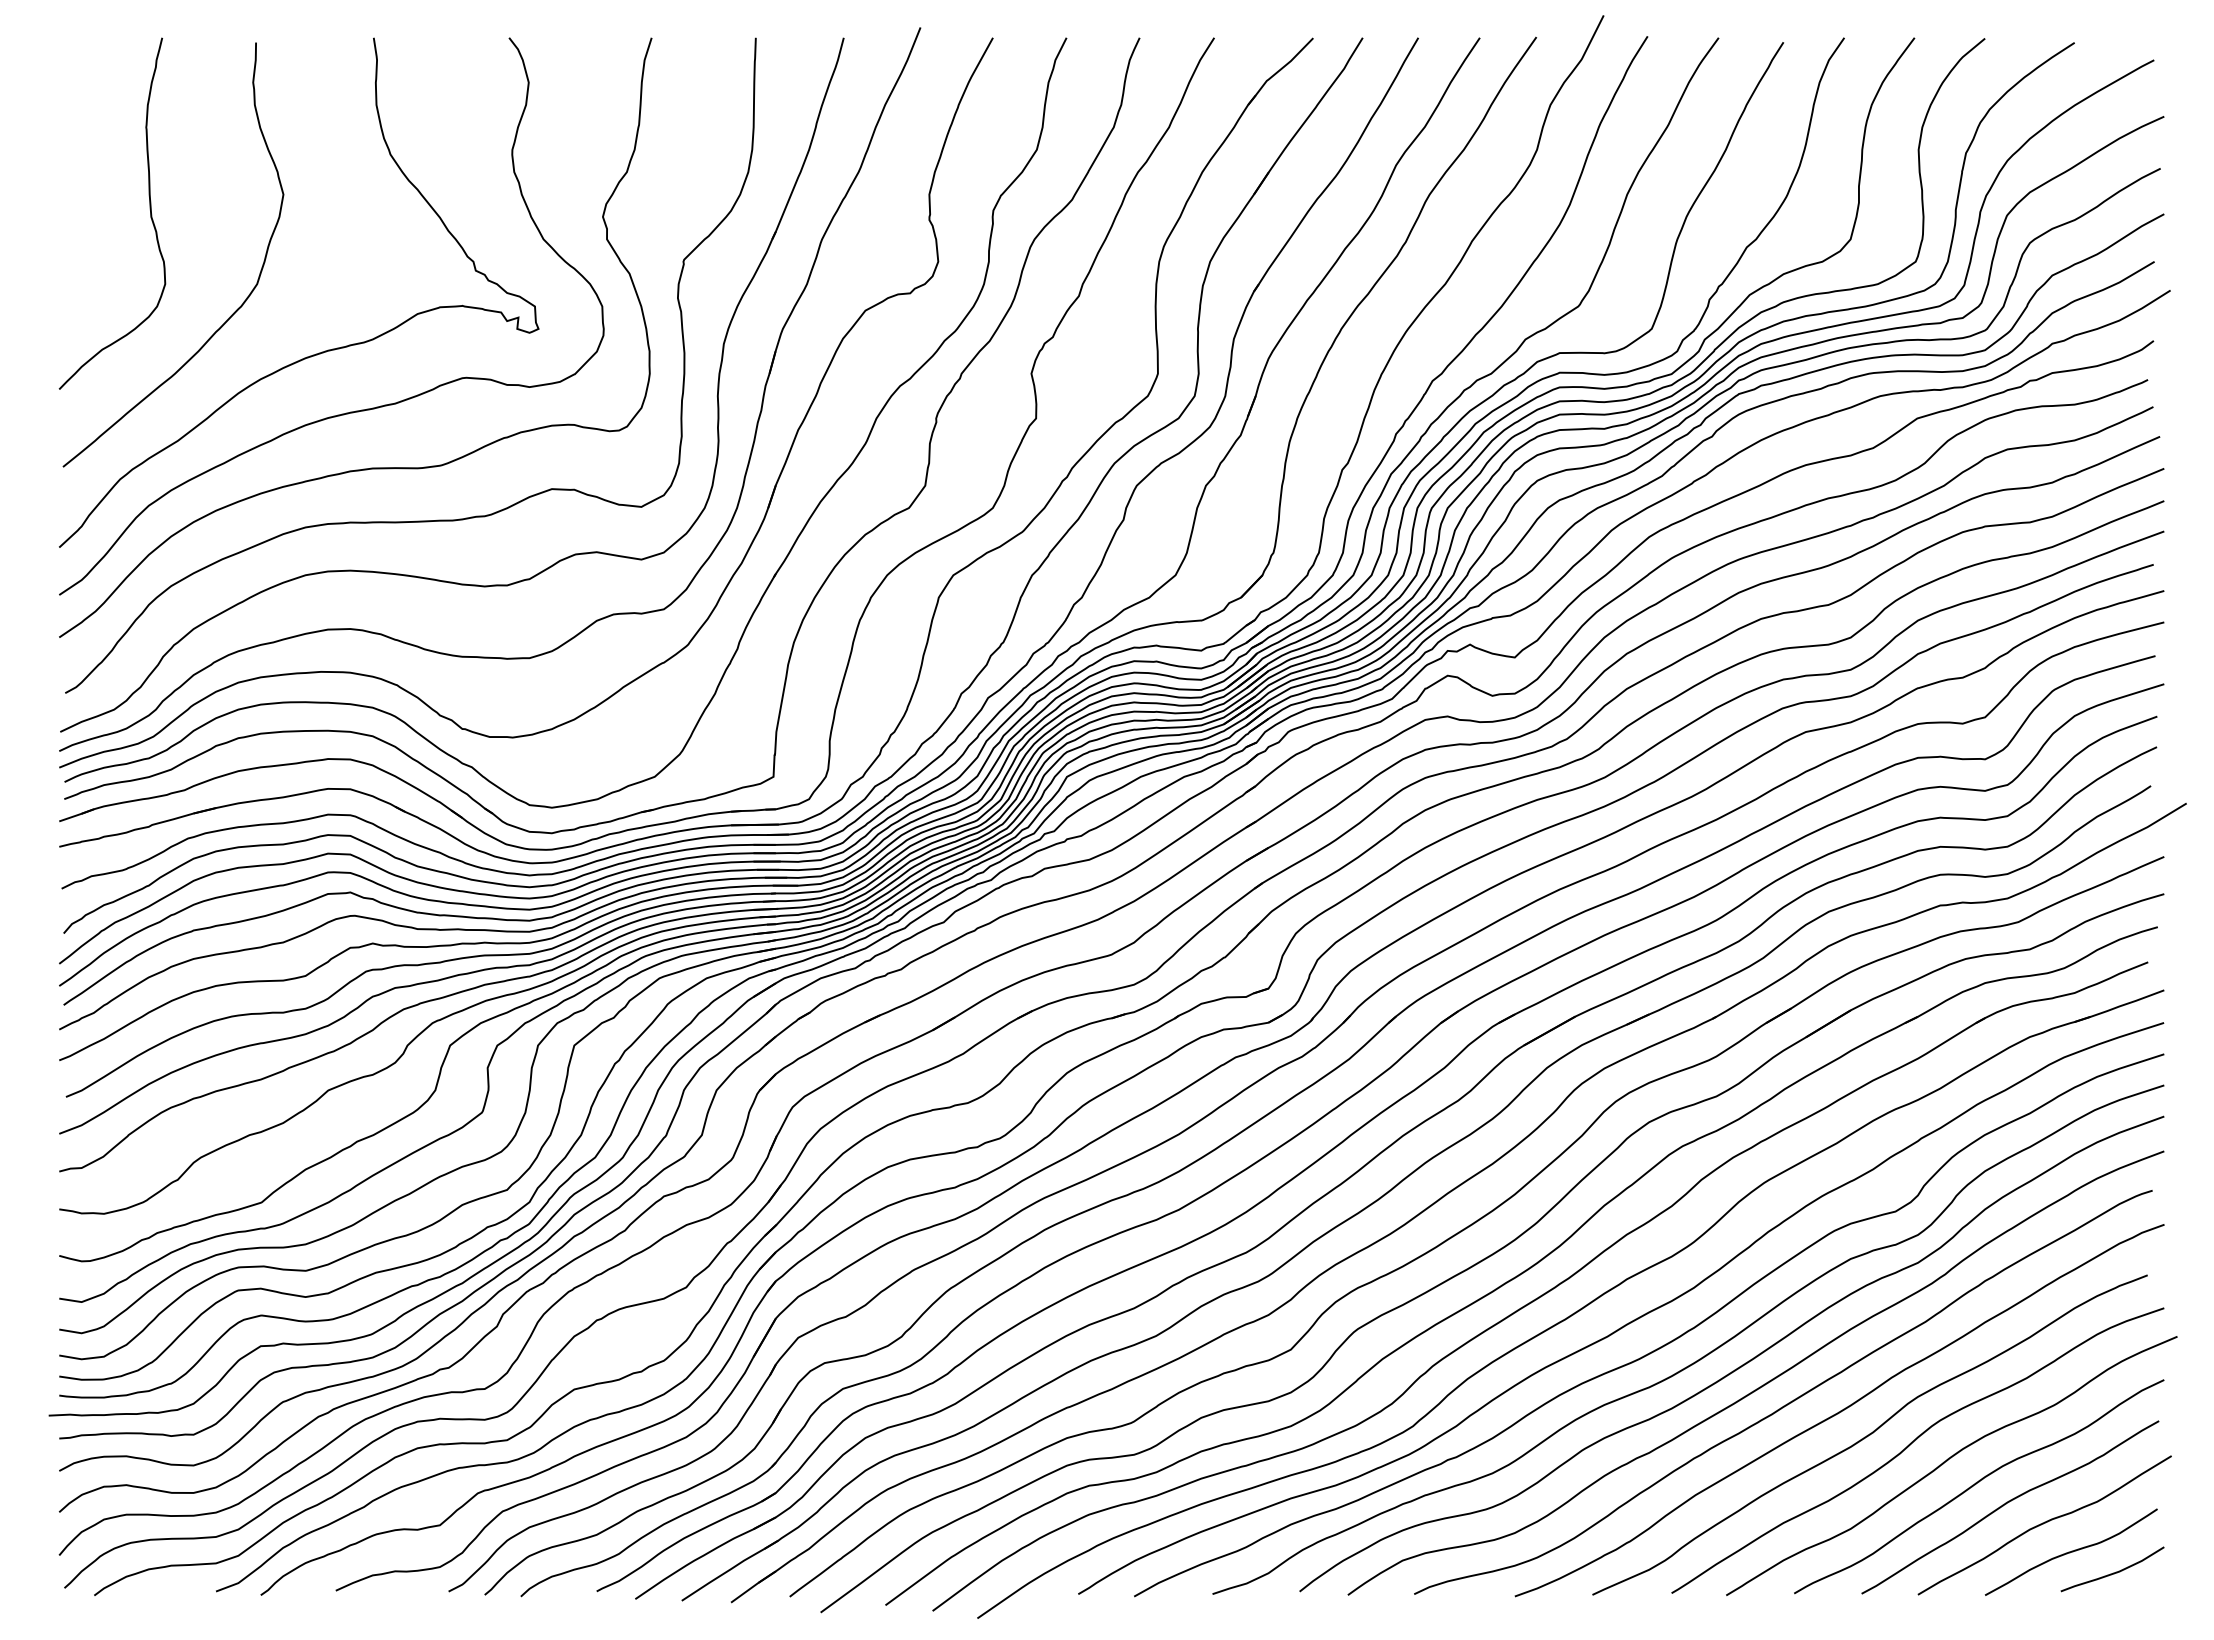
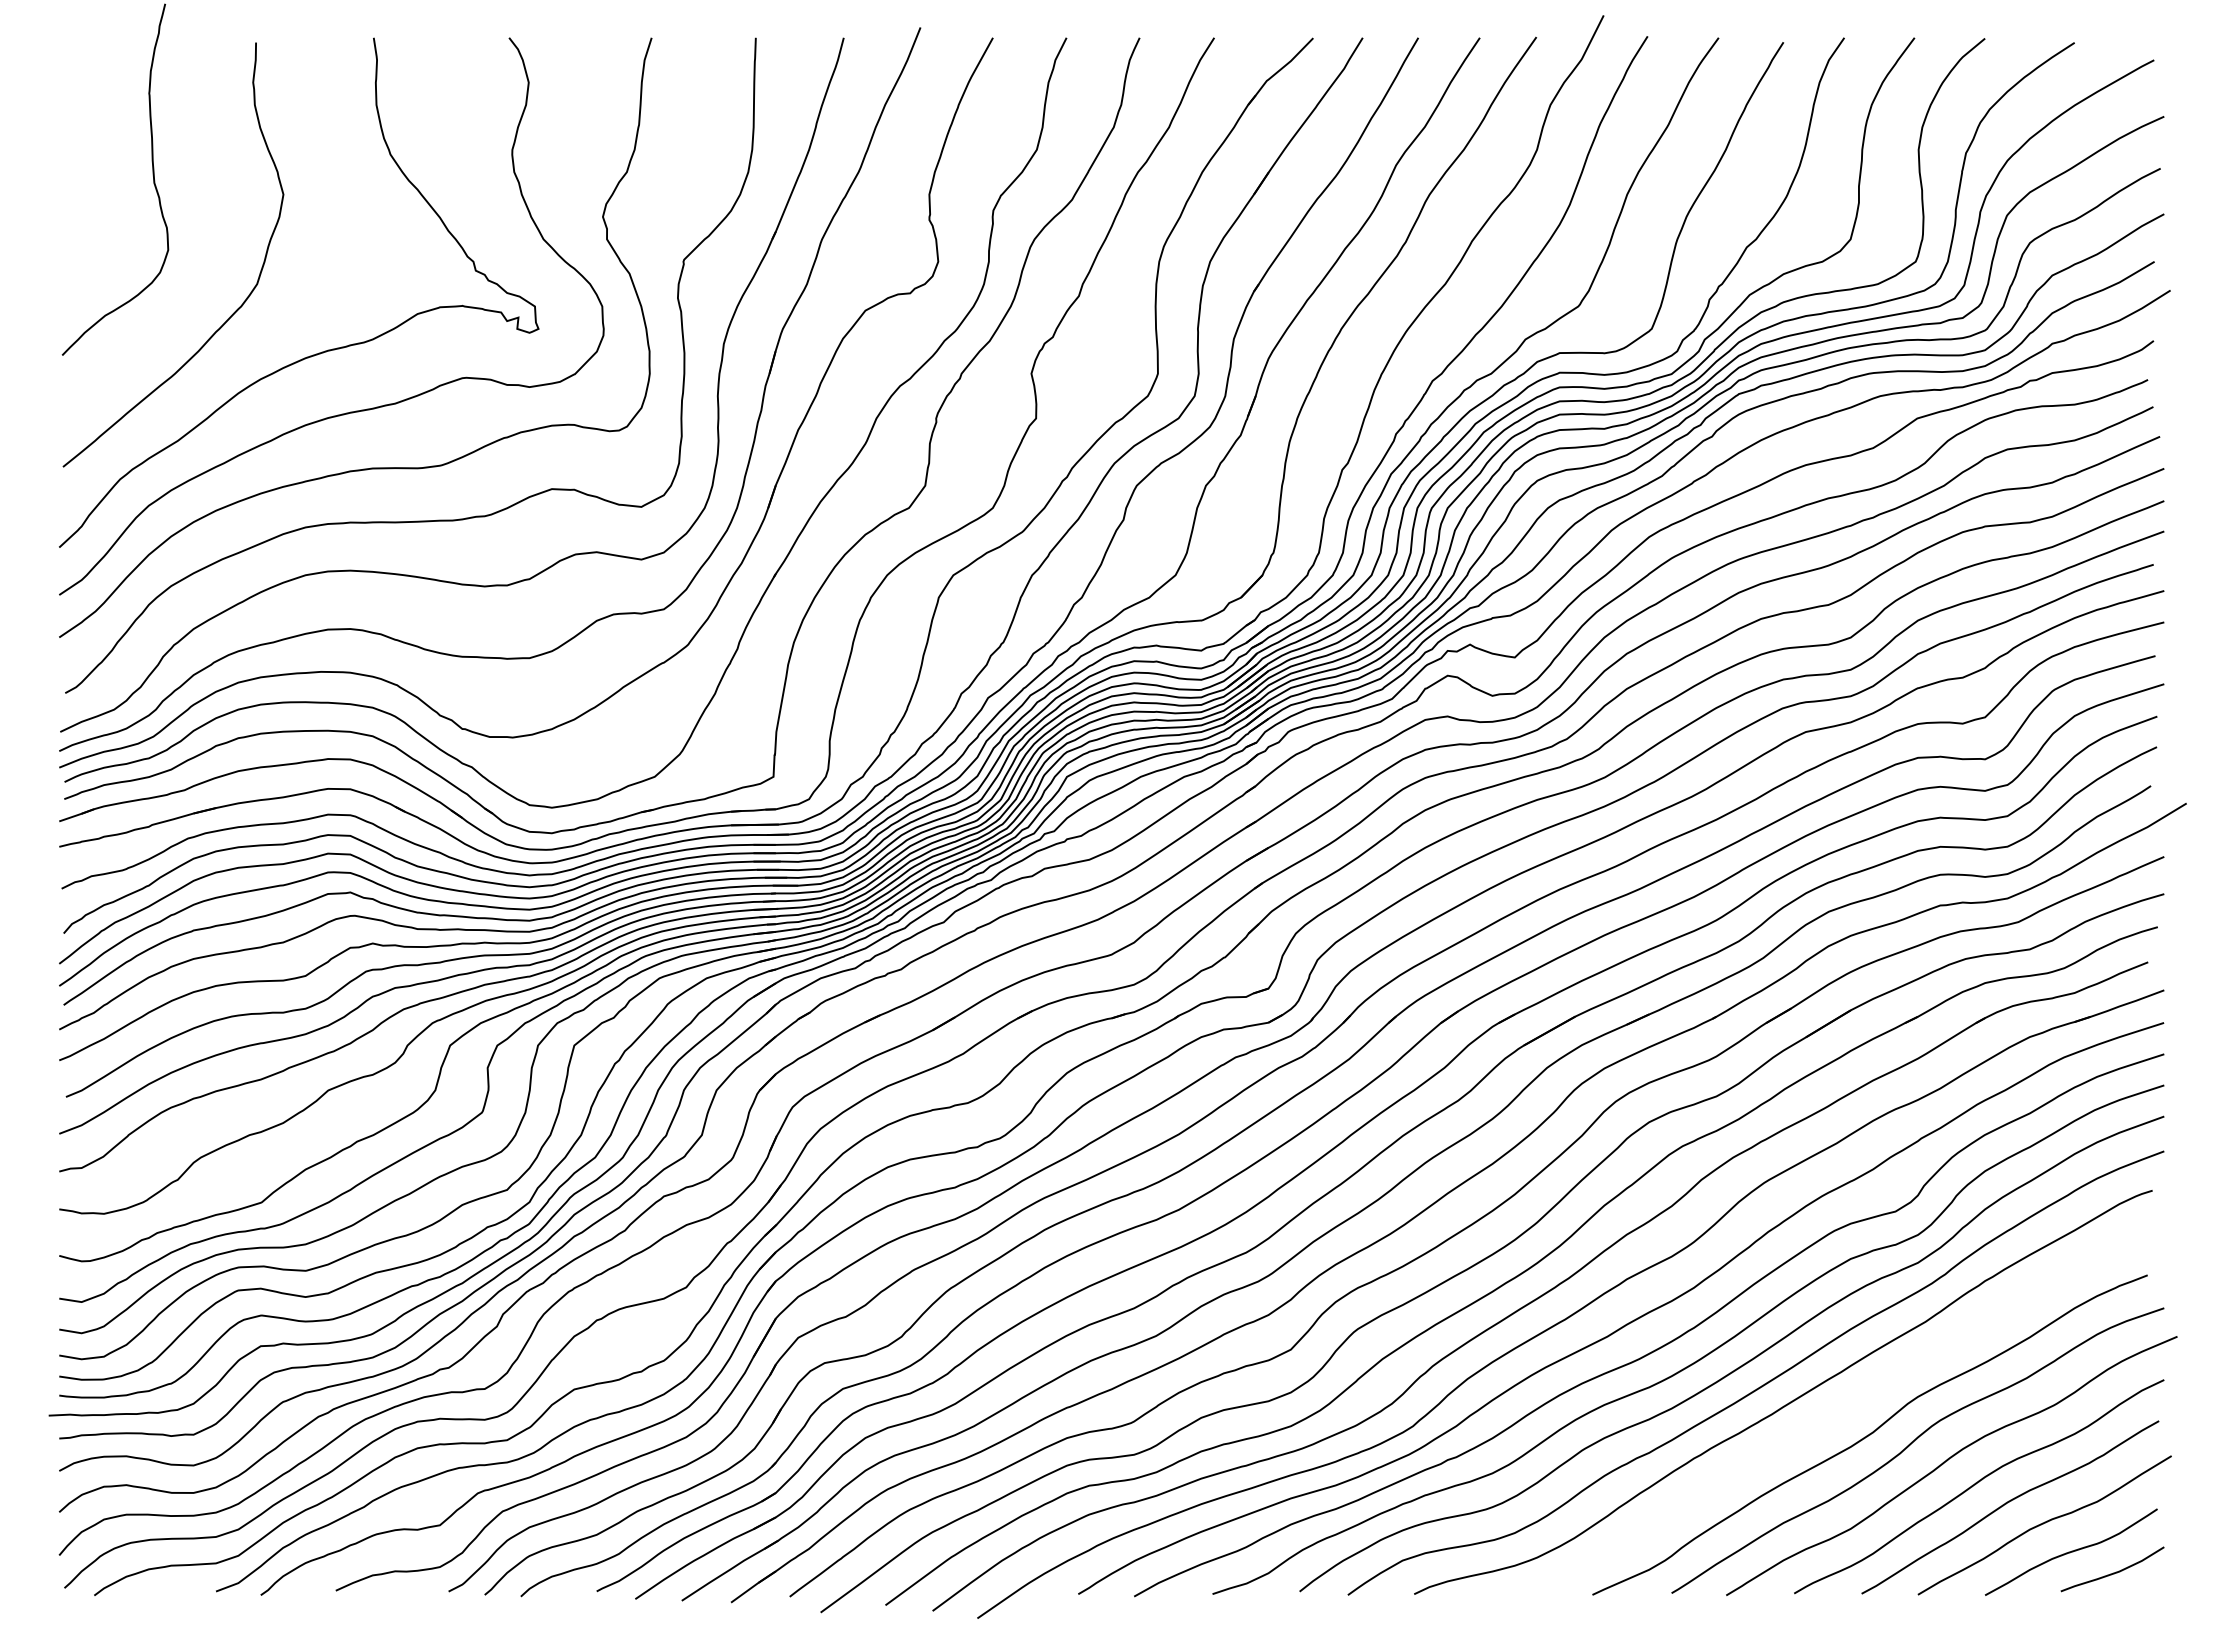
curve position: (149, 209) -> (152, 175) (152, 175)
curve: present -> none (1840, 1410)
